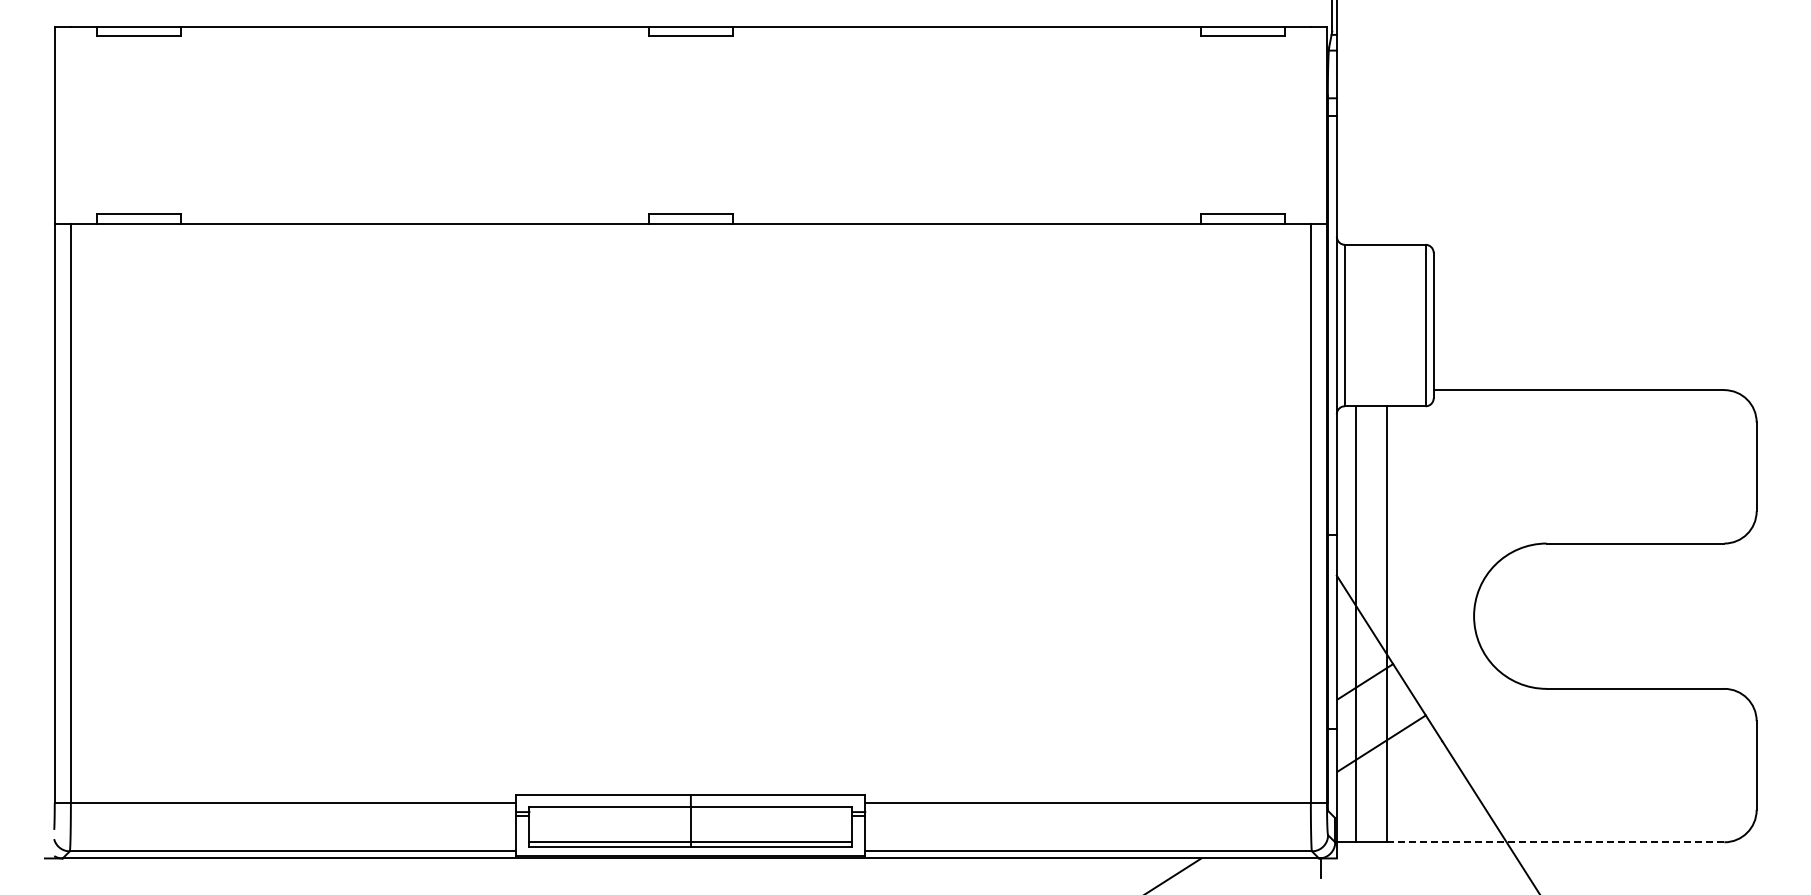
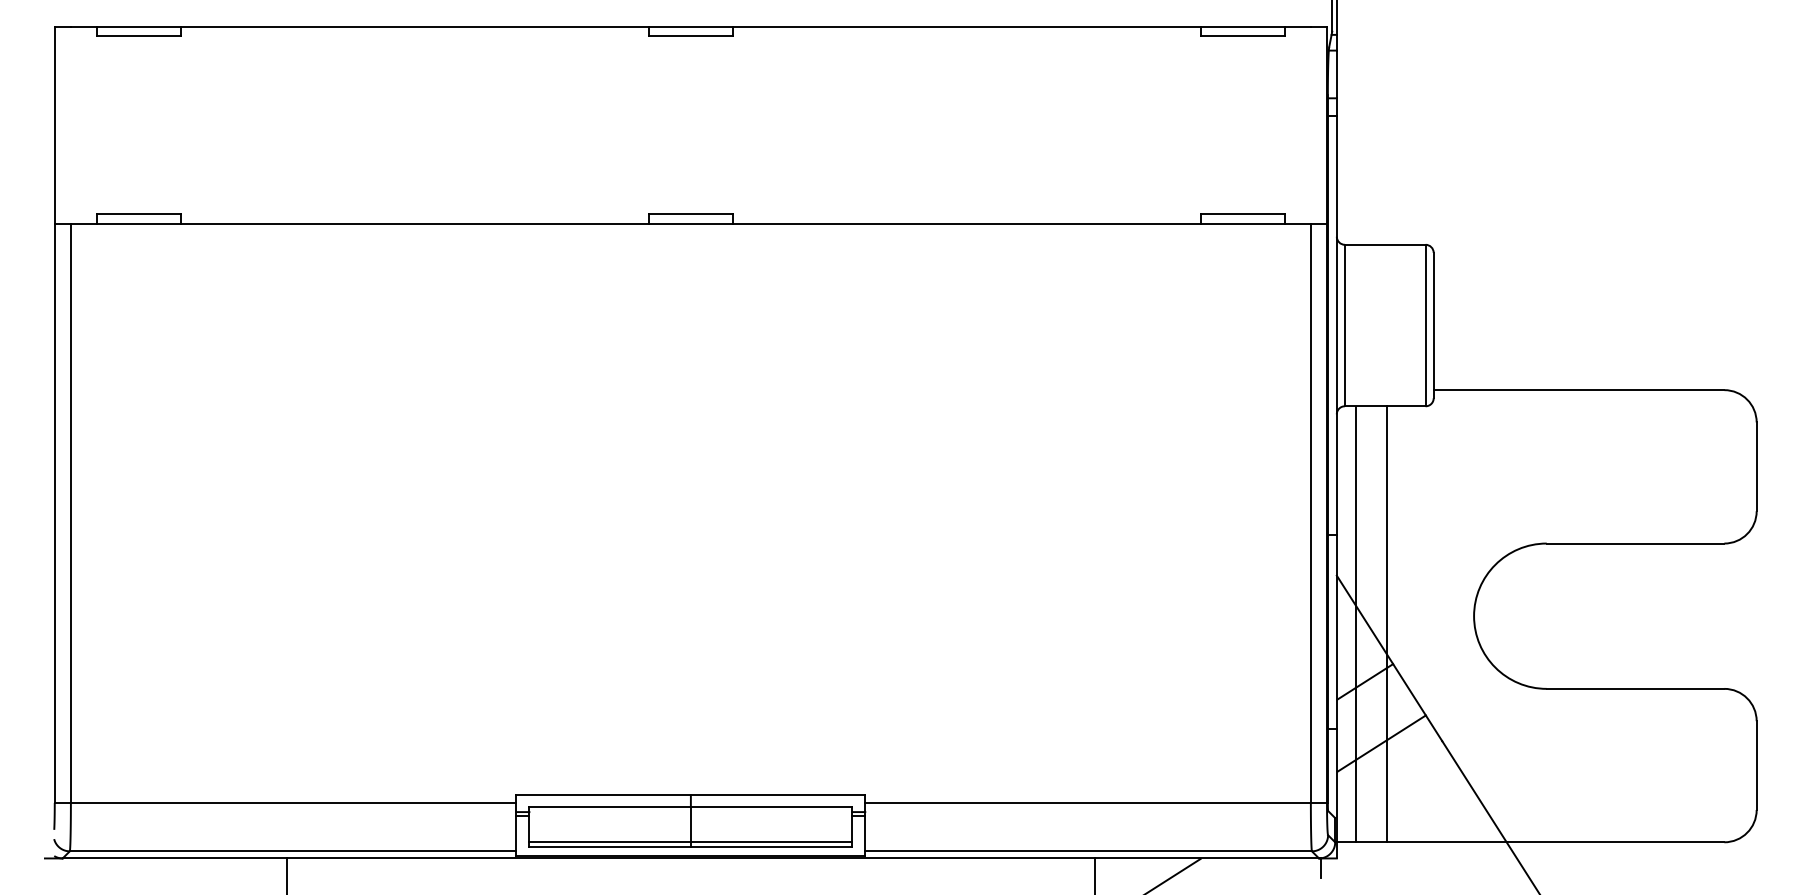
line: dashed -> solid (1555, 842)
line: none -> present (287, 874)
line: none -> present (1094, 874)
